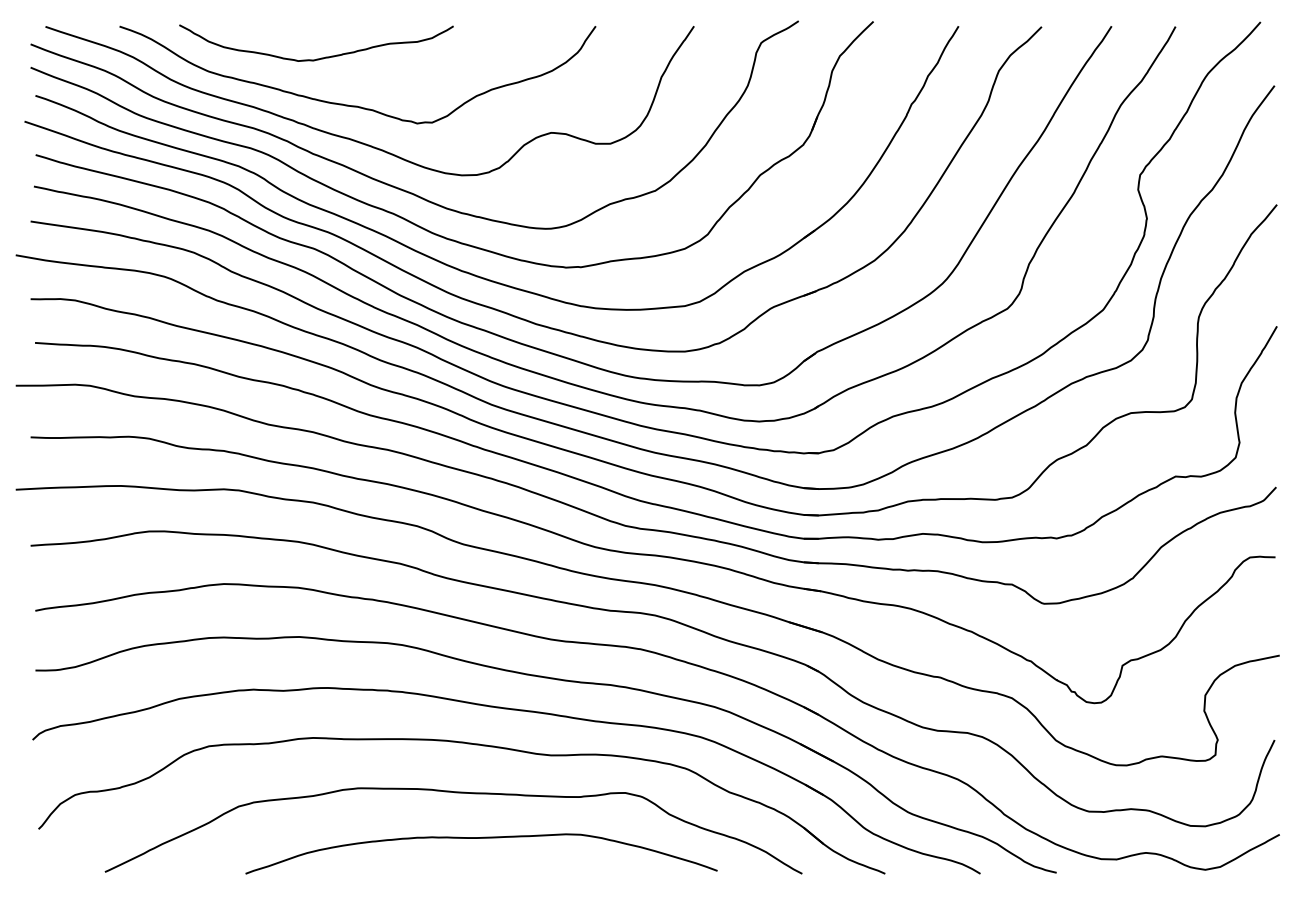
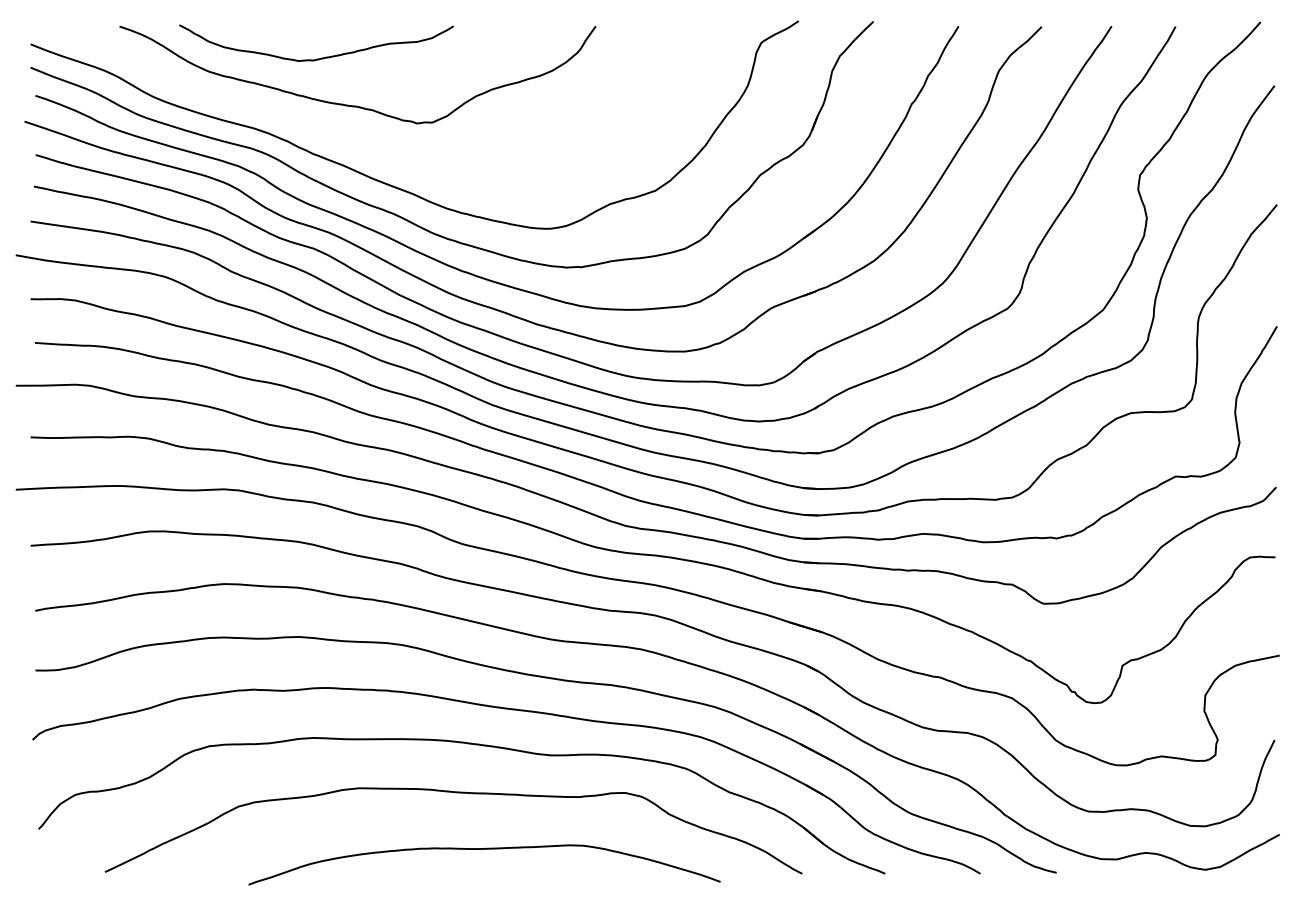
curve: present -> none (357, 140)
curve position: (481, 838) -> (484, 849) (484, 849)
